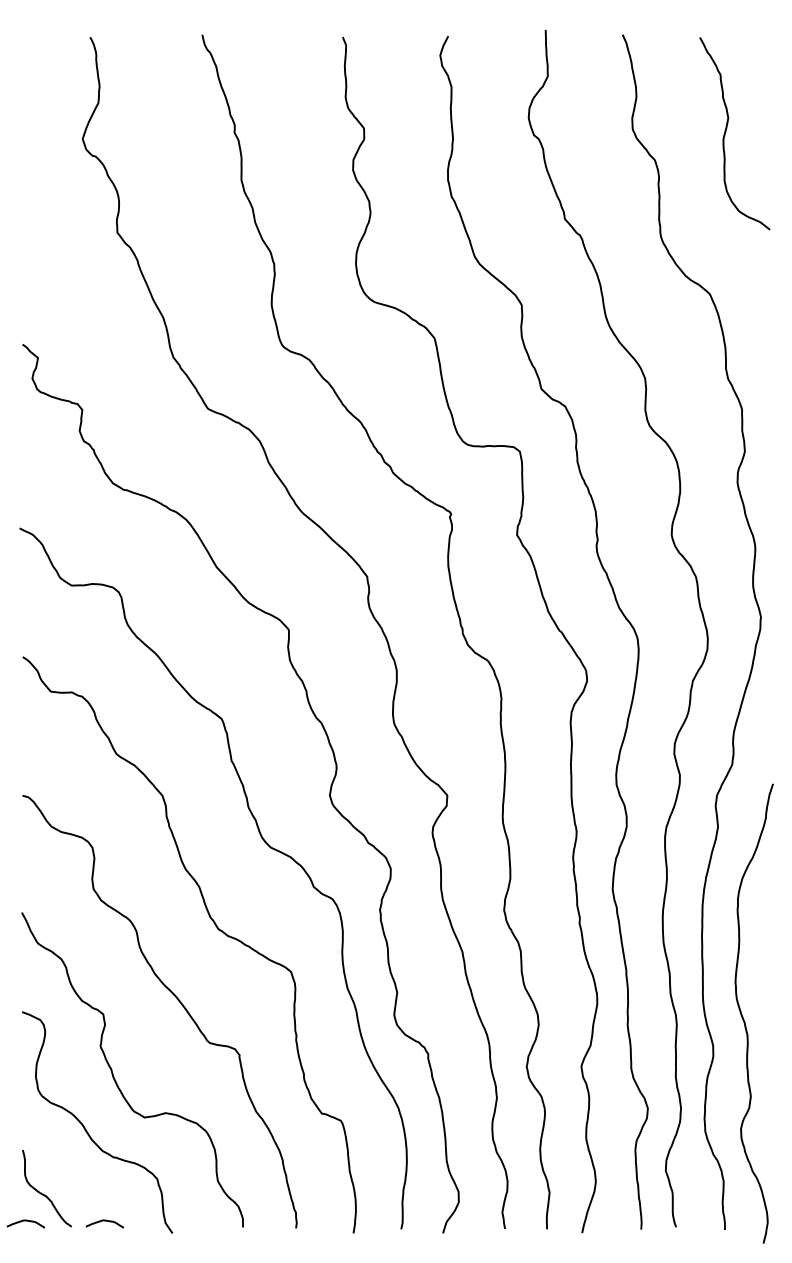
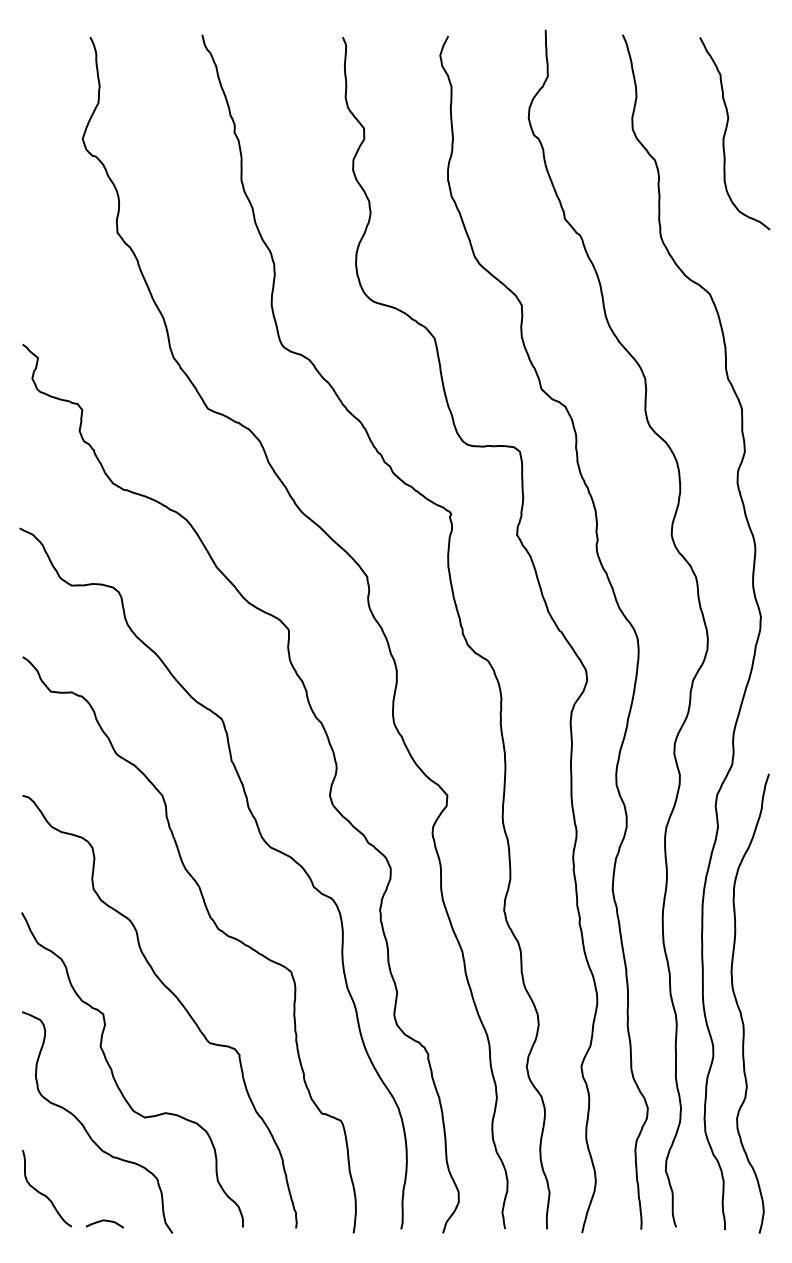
curve position: (743, 1016) -> (739, 1006) (739, 1006)
curve: present -> none (25, 1221)
